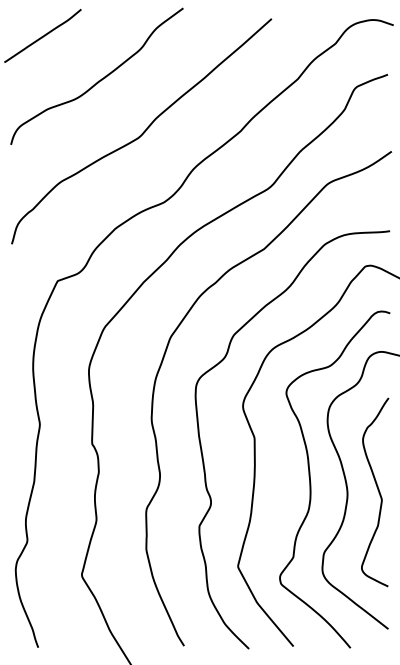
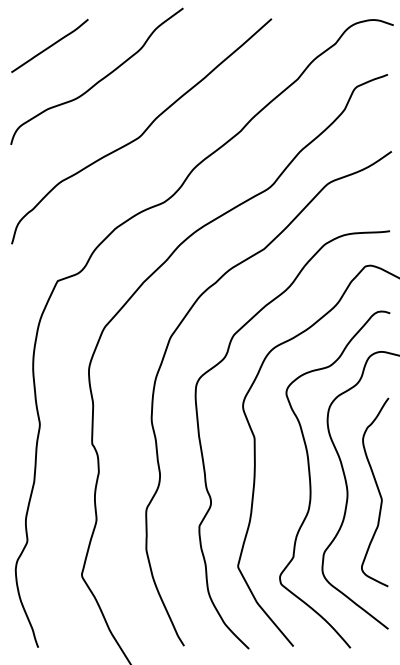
curve position: (43, 35) -> (50, 45) (50, 45)
